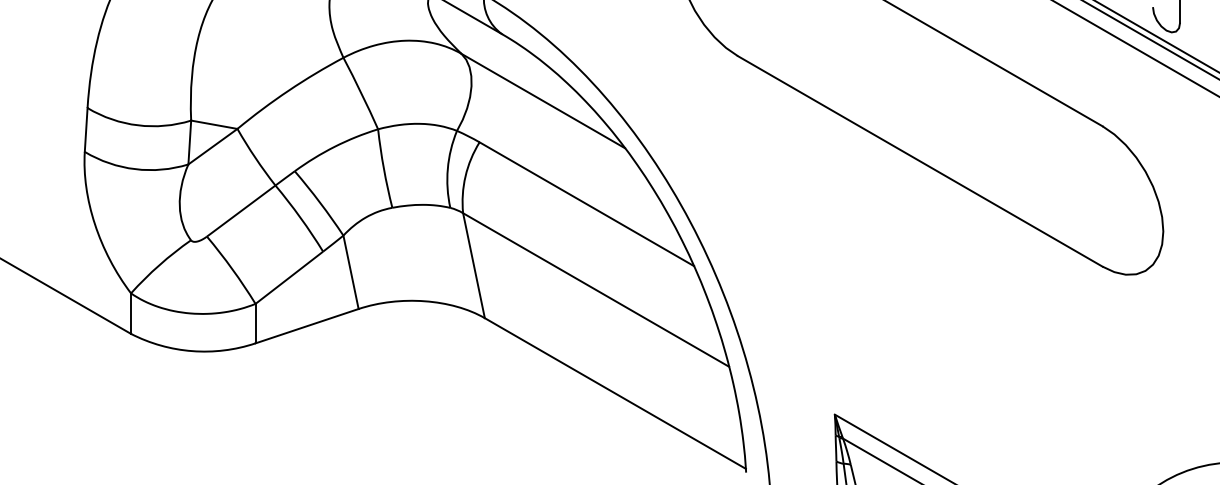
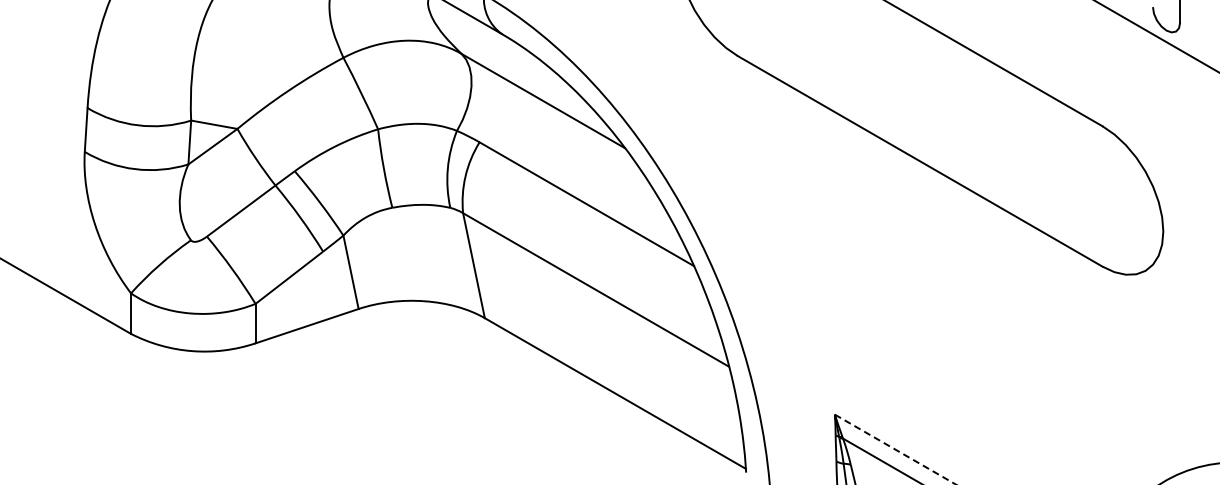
line: present -> none (1150, 40)
line: present -> none (1135, 48)
line: solid -> dashed (896, 449)
